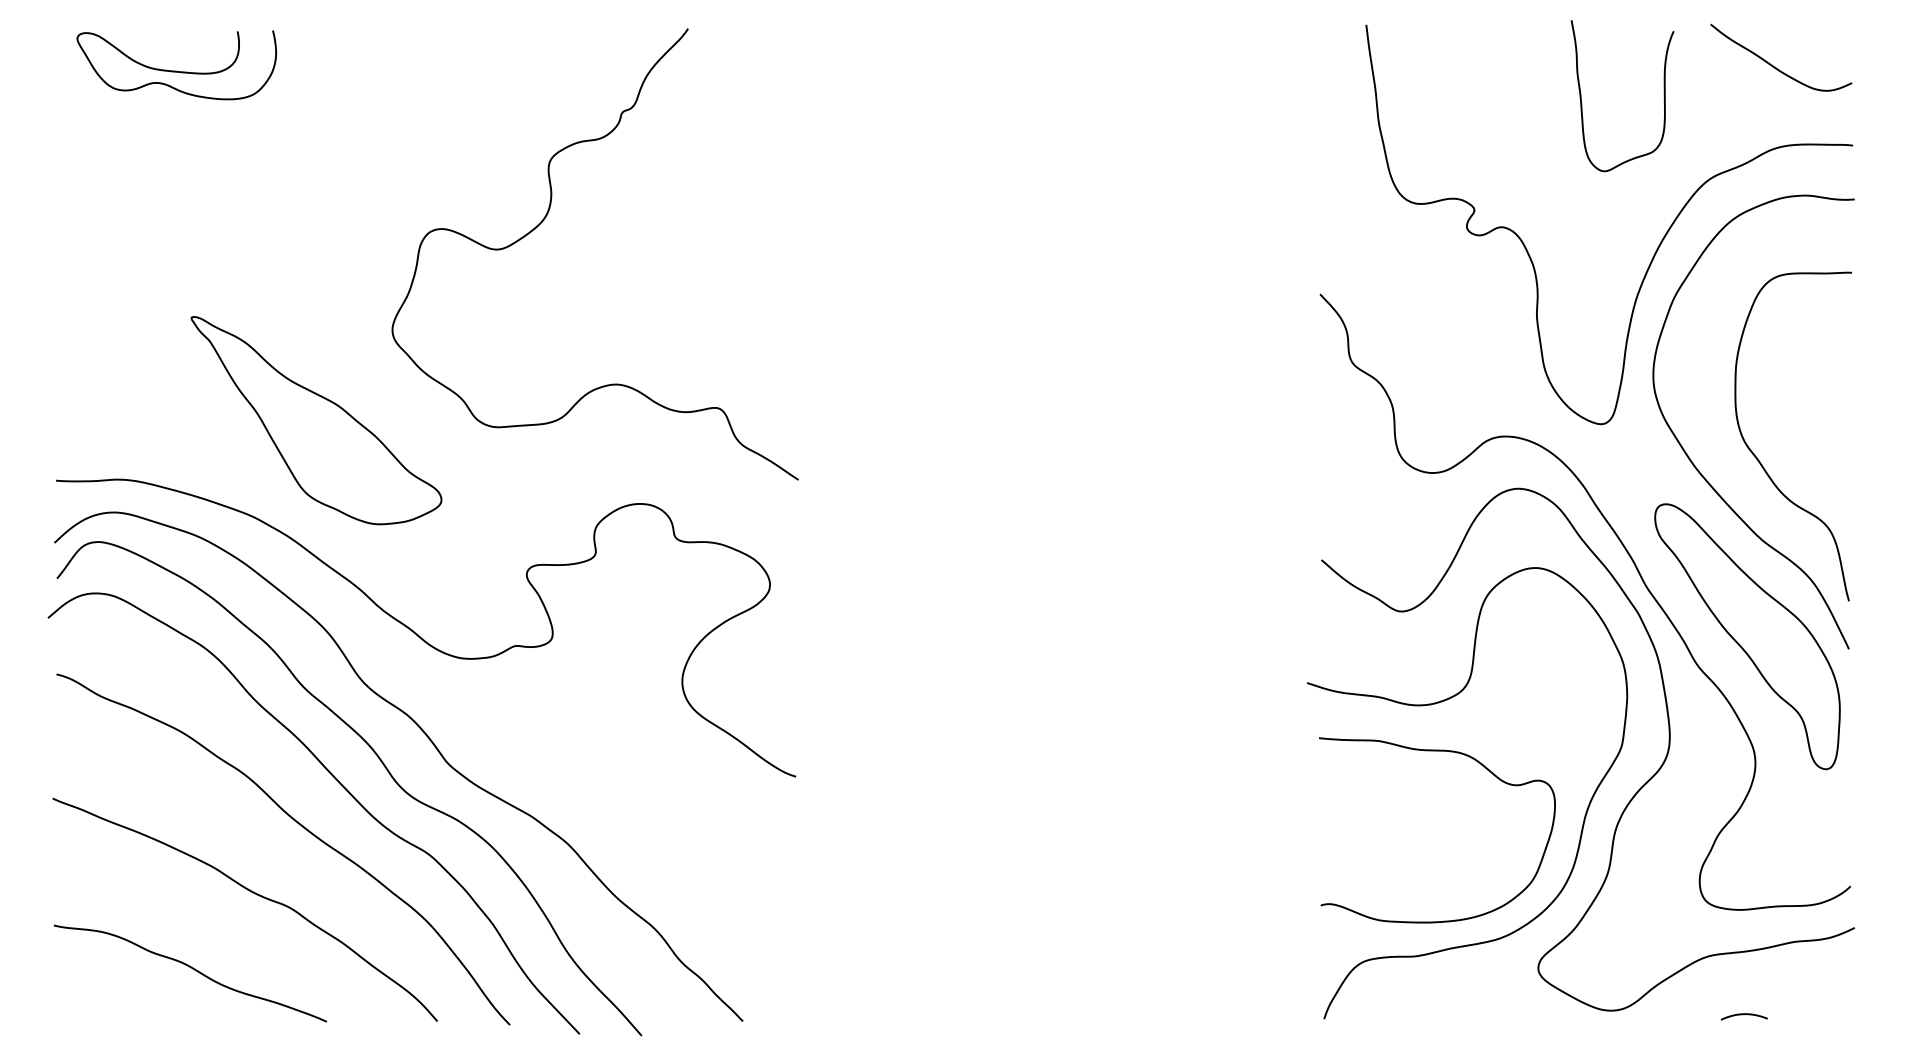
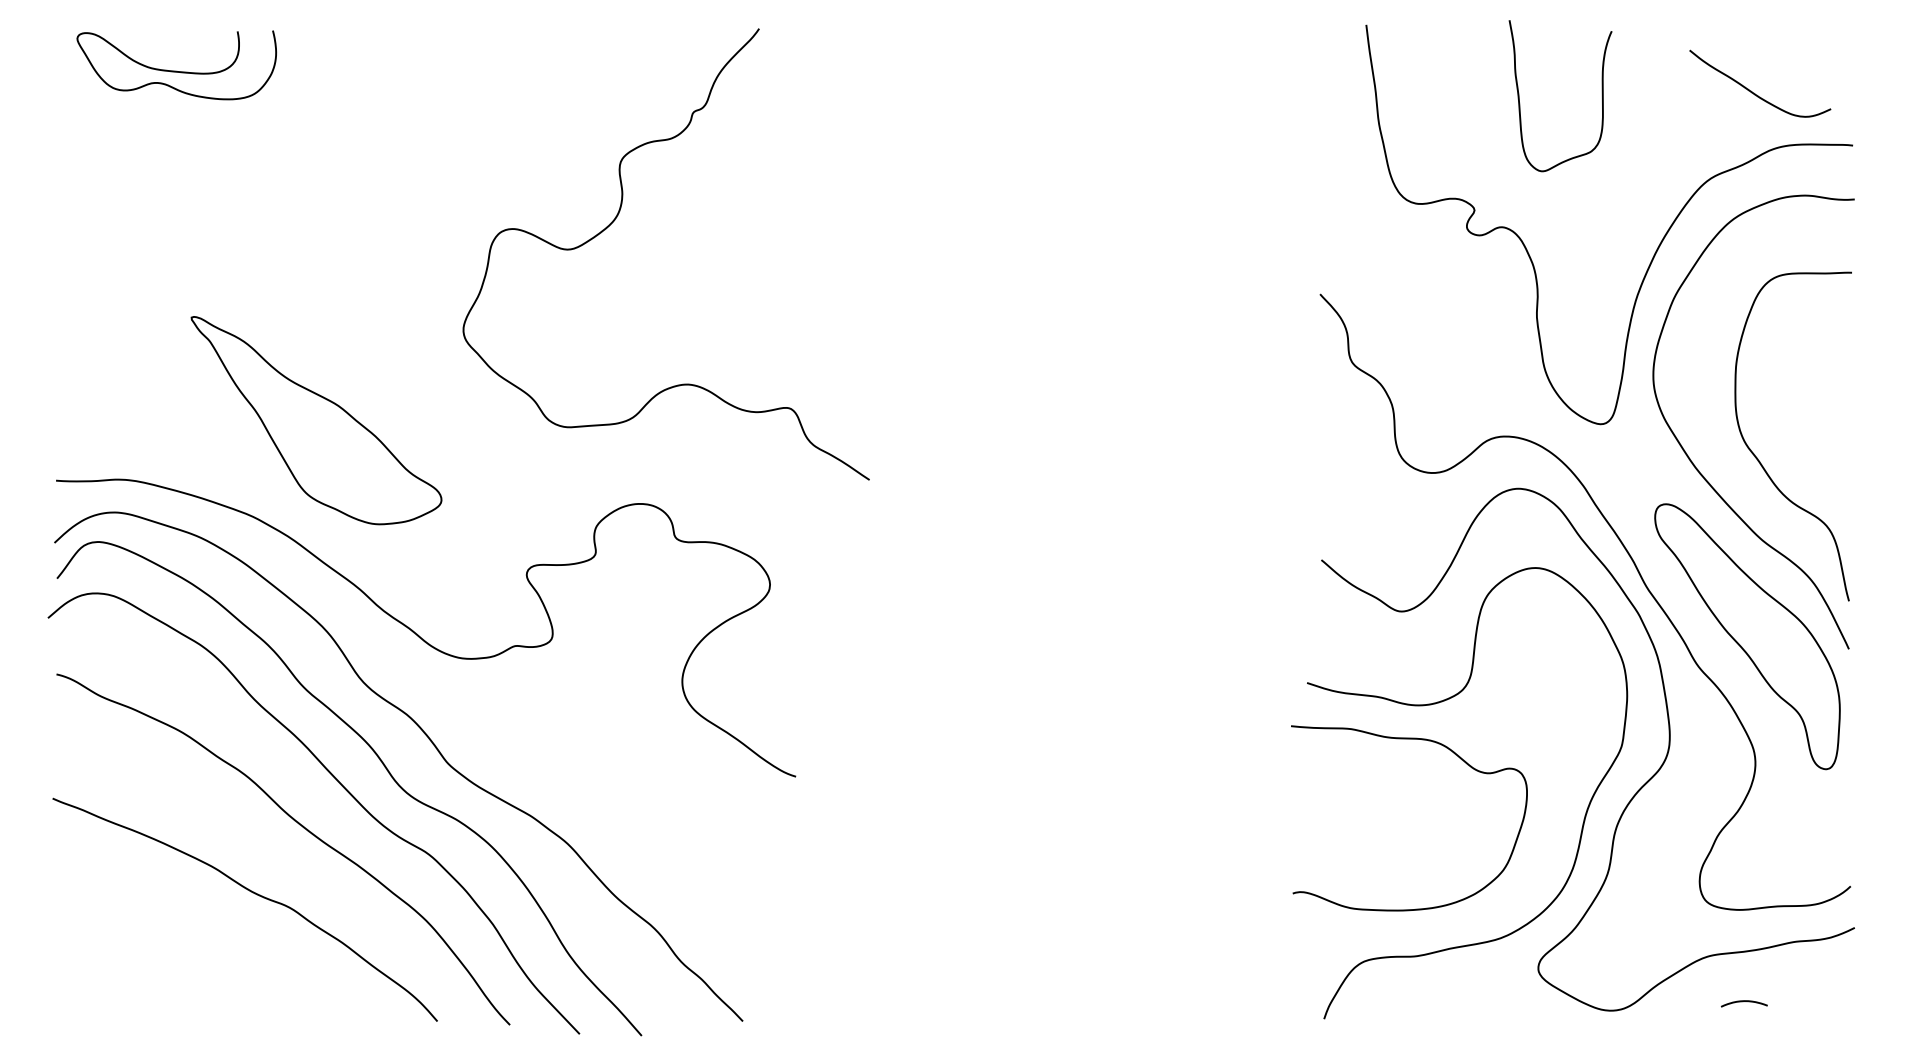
curve position: (1776, 67) -> (1755, 93) (1755, 93)
curve position: (1582, 103) -> (1520, 103) (1520, 103)
curve position: (544, 220) -> (615, 220) (615, 220)
curve position: (1489, 772) -> (1461, 760) (1461, 760)
curve: present -> none (192, 969)
curve position: (1743, 1015) -> (1743, 1002) (1743, 1002)
